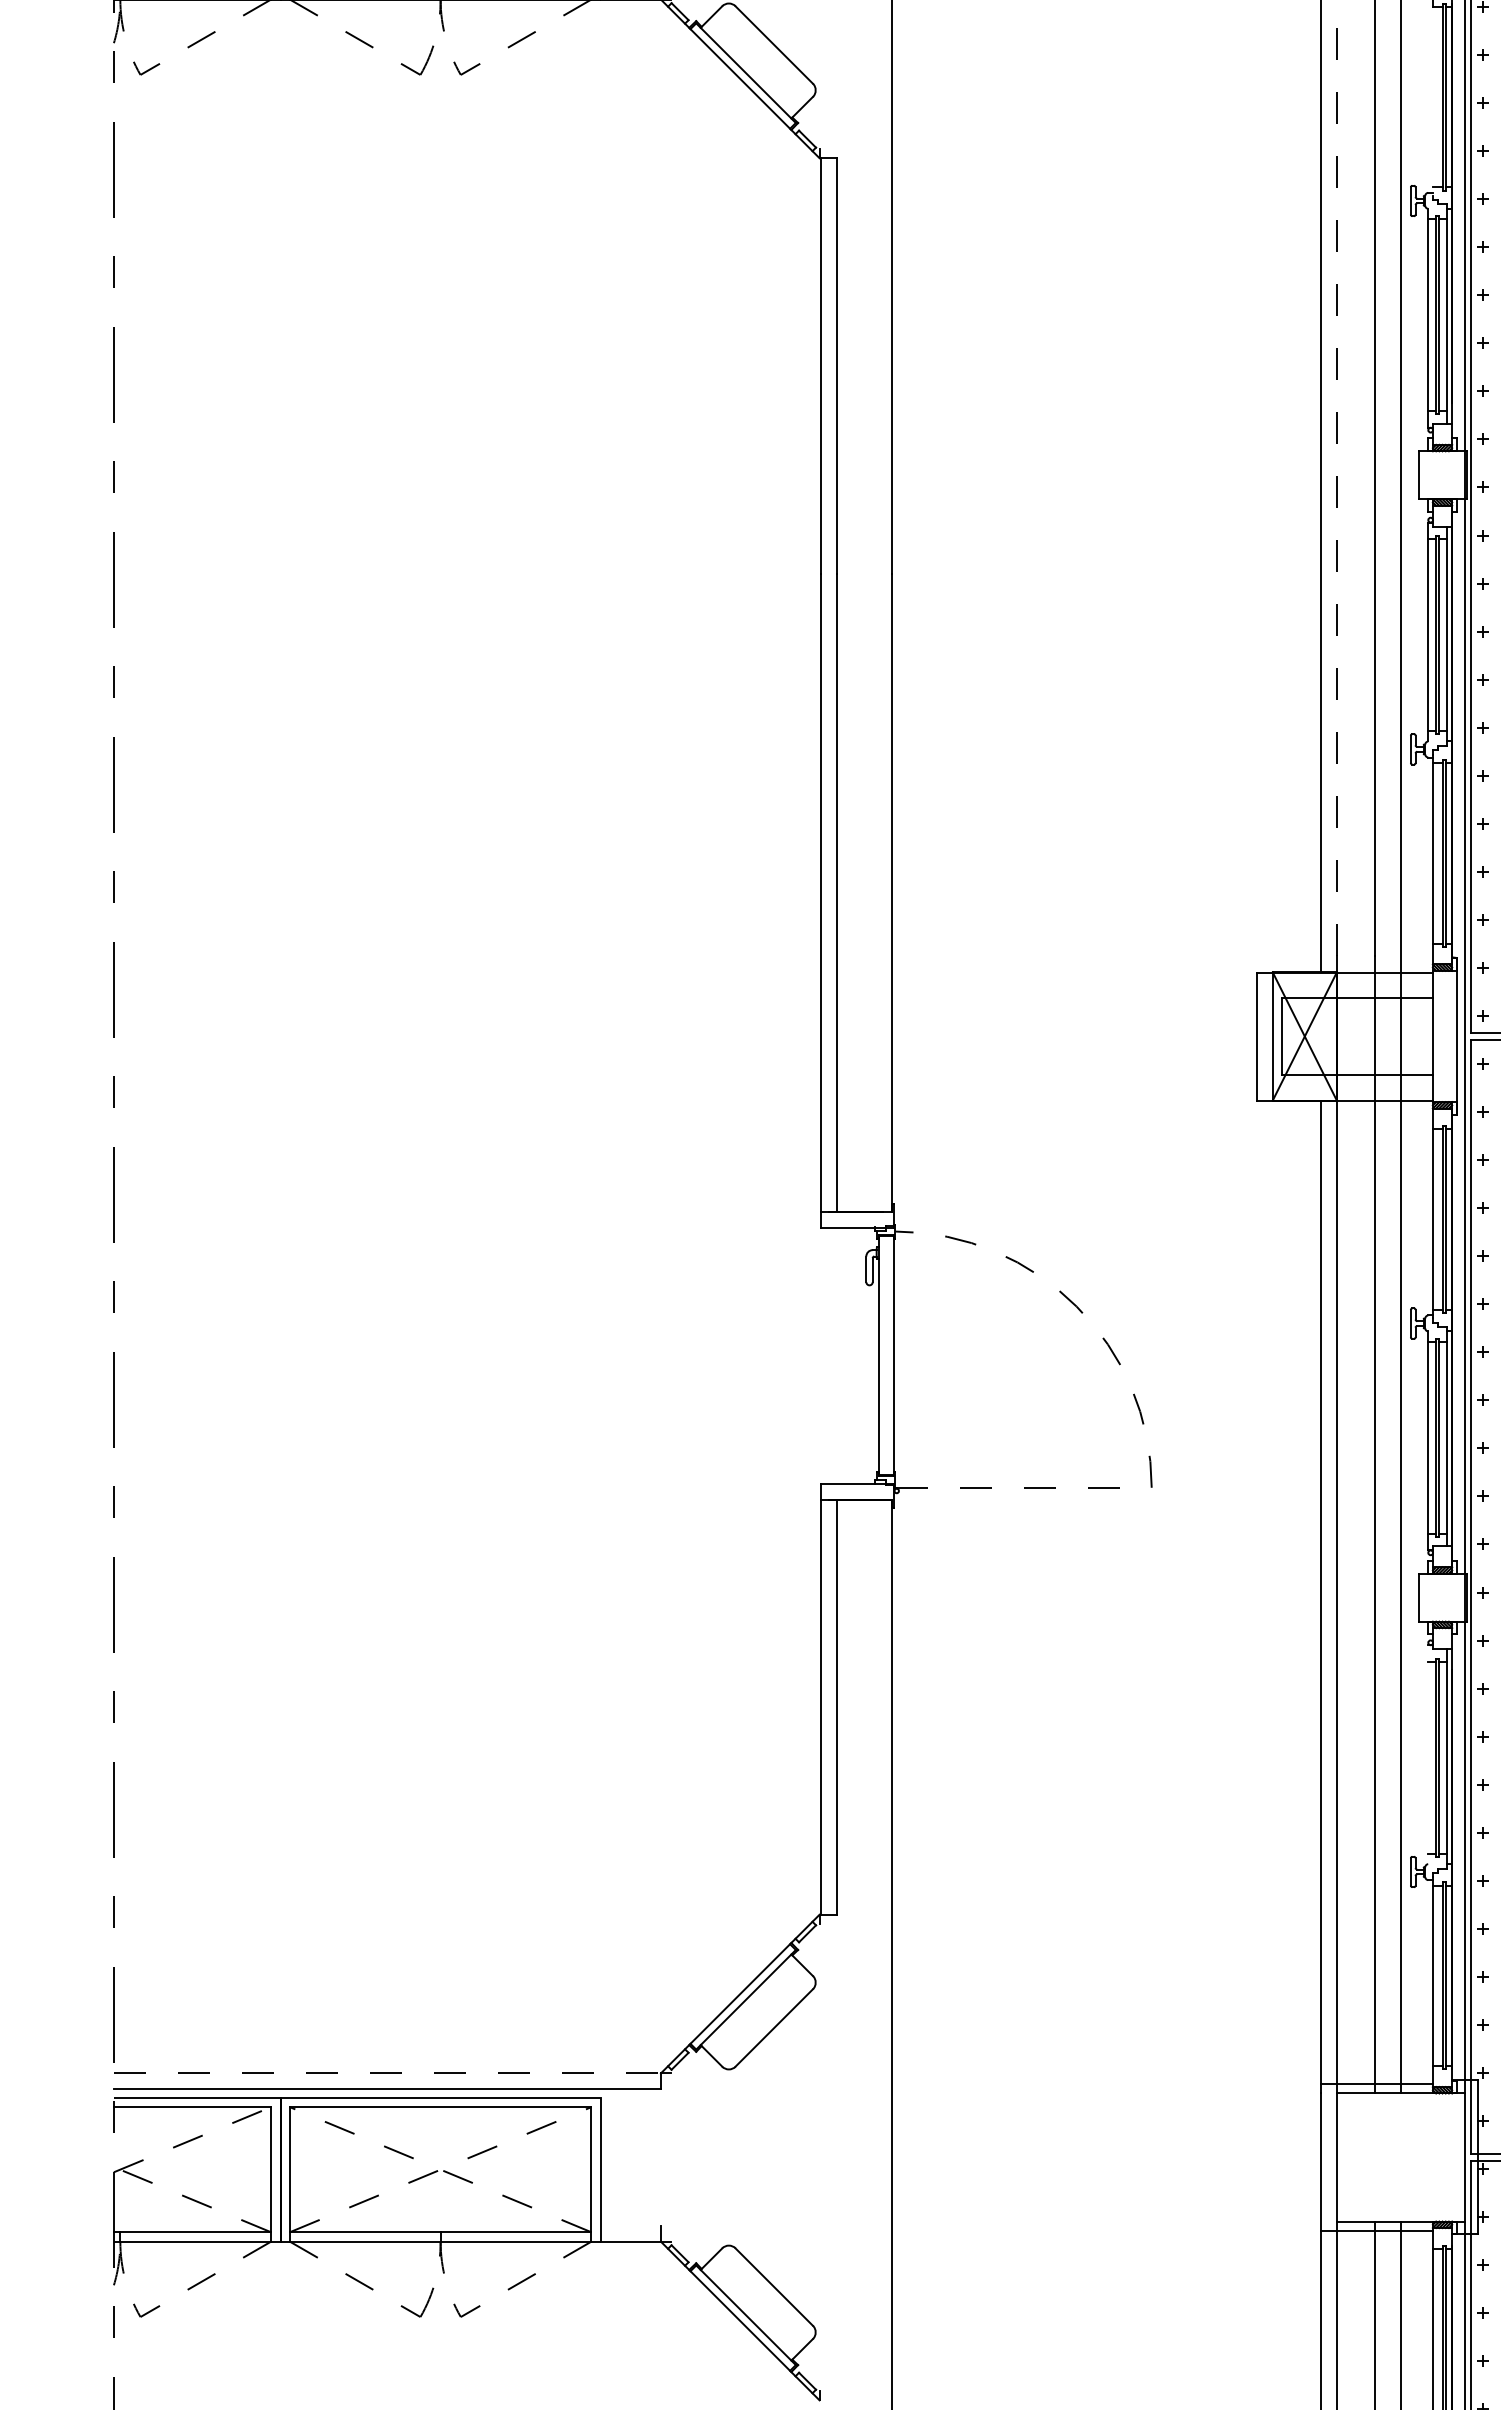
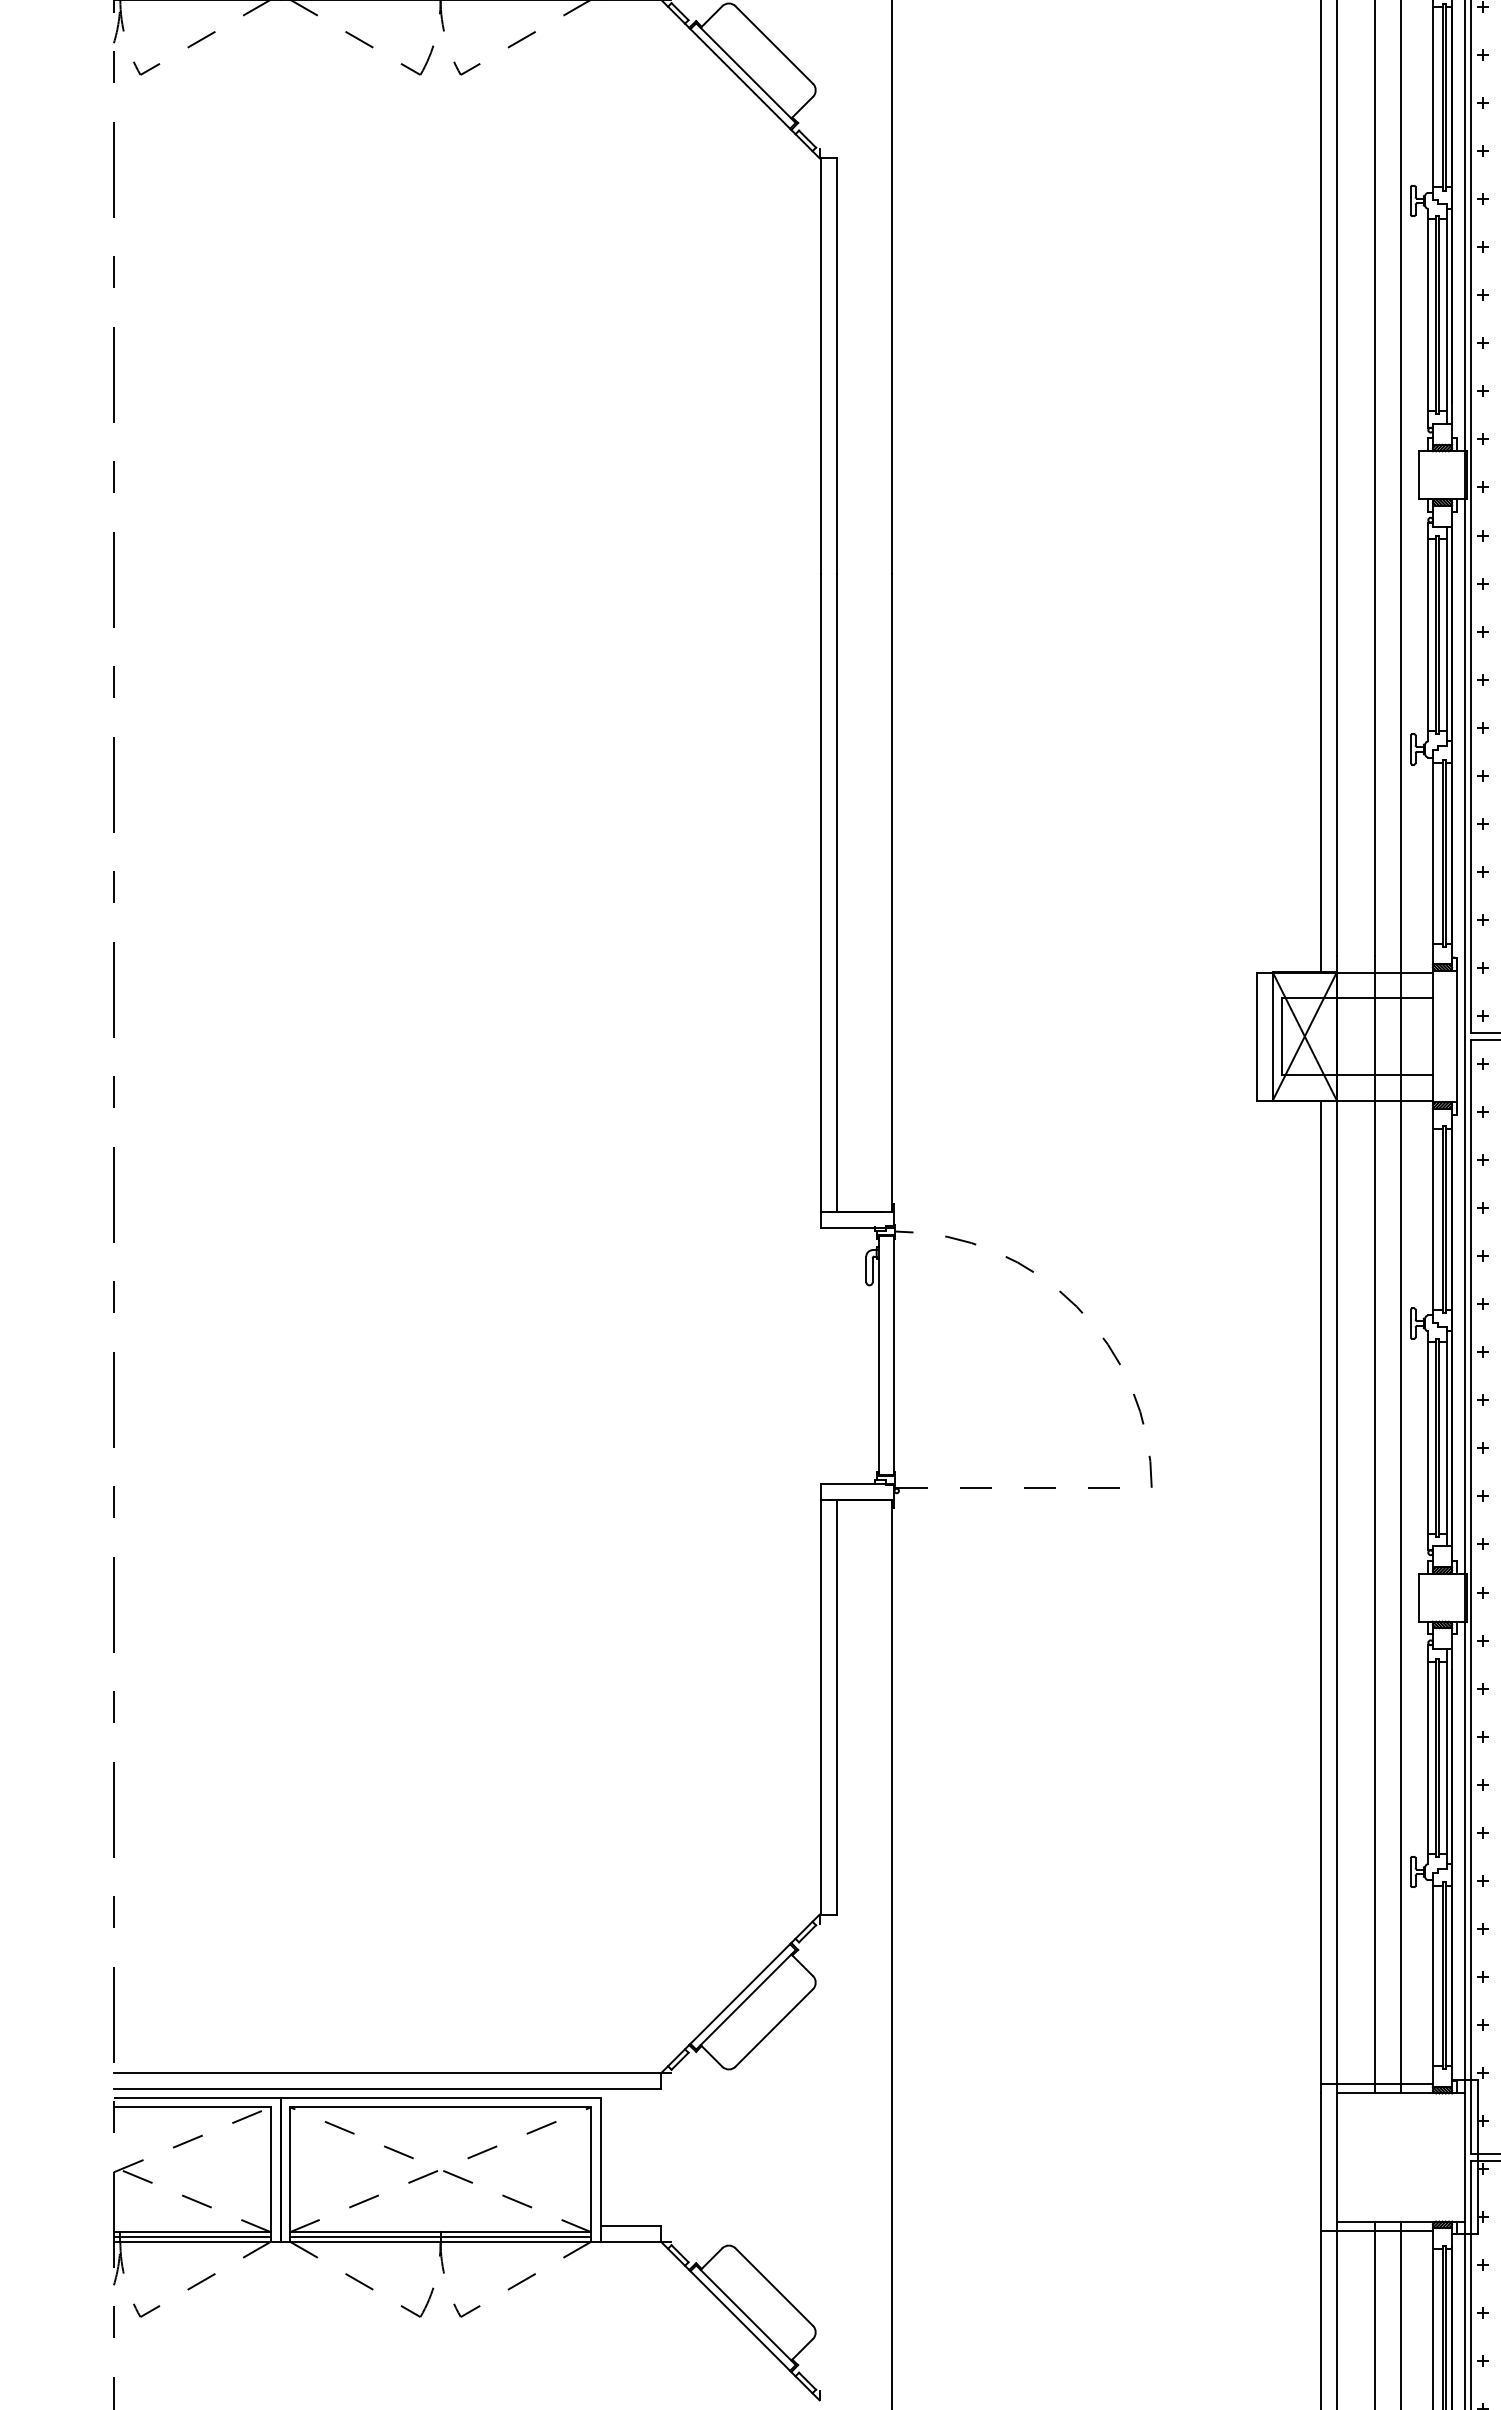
line: none -> present (1432, 100)
line: dashed -> solid (1336, 478)
line: none -> present (1428, 1754)
line: dashed -> solid (387, 2073)
line: none -> present (630, 2225)
line: none -> present (191, 2236)
line: none -> present (440, 2236)
